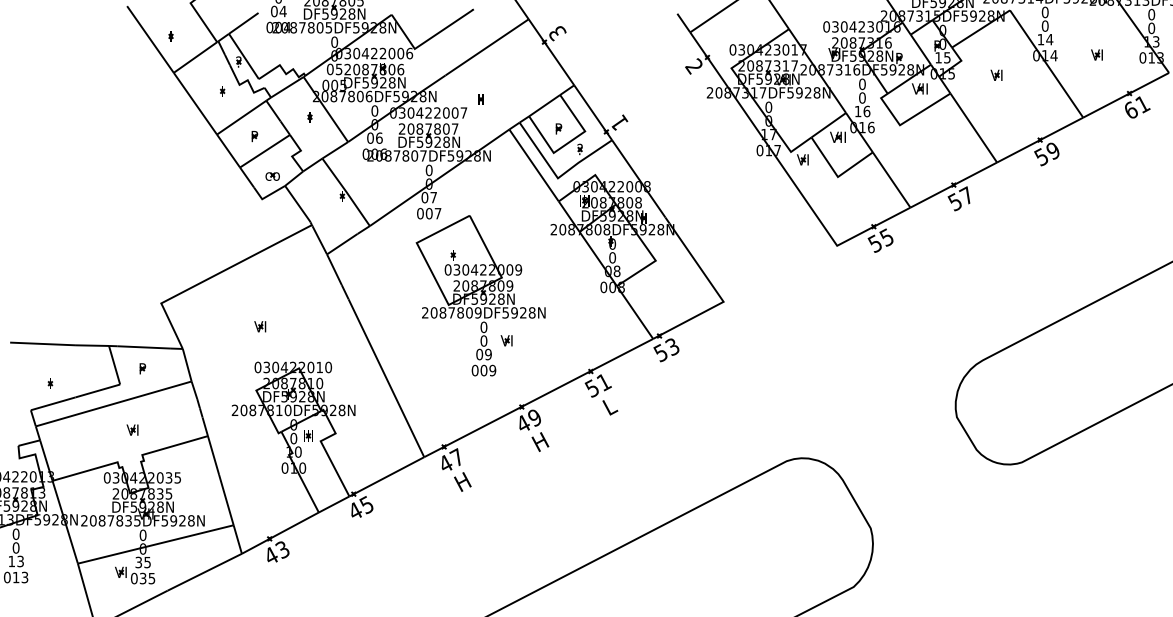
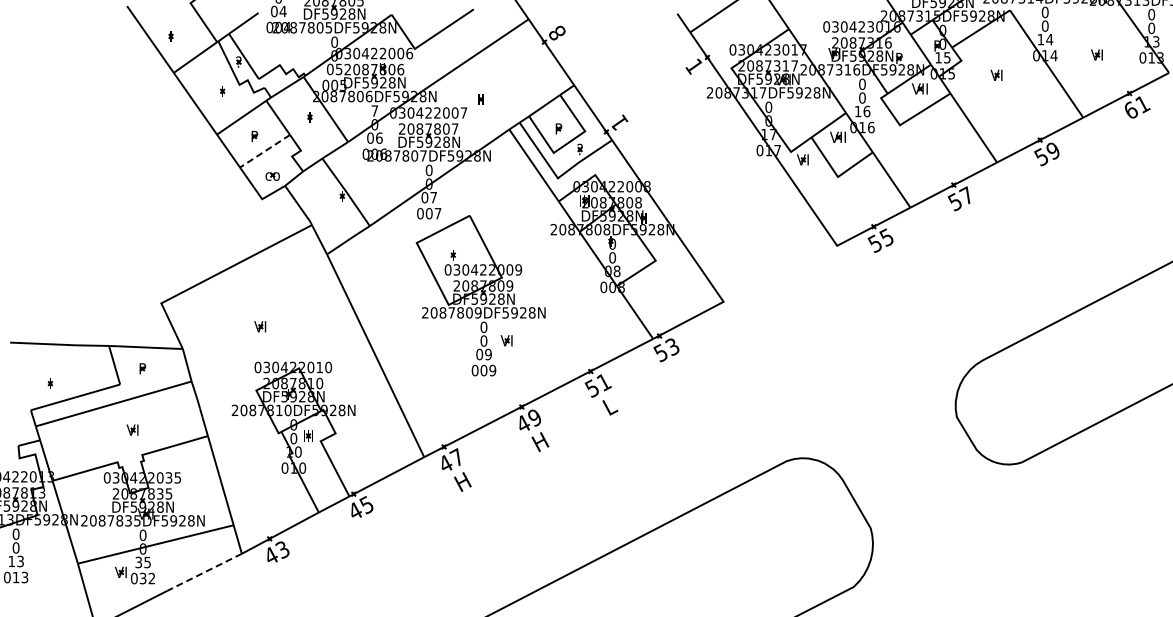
text: 3 -> 8 (557, 33)
text: 2 -> 1 (693, 66)
text: 0 -> 7 (374, 110)
line: solid -> dashed (265, 151)
line: solid -> dashed (204, 572)
text: 035 -> 032 (151, 578)
